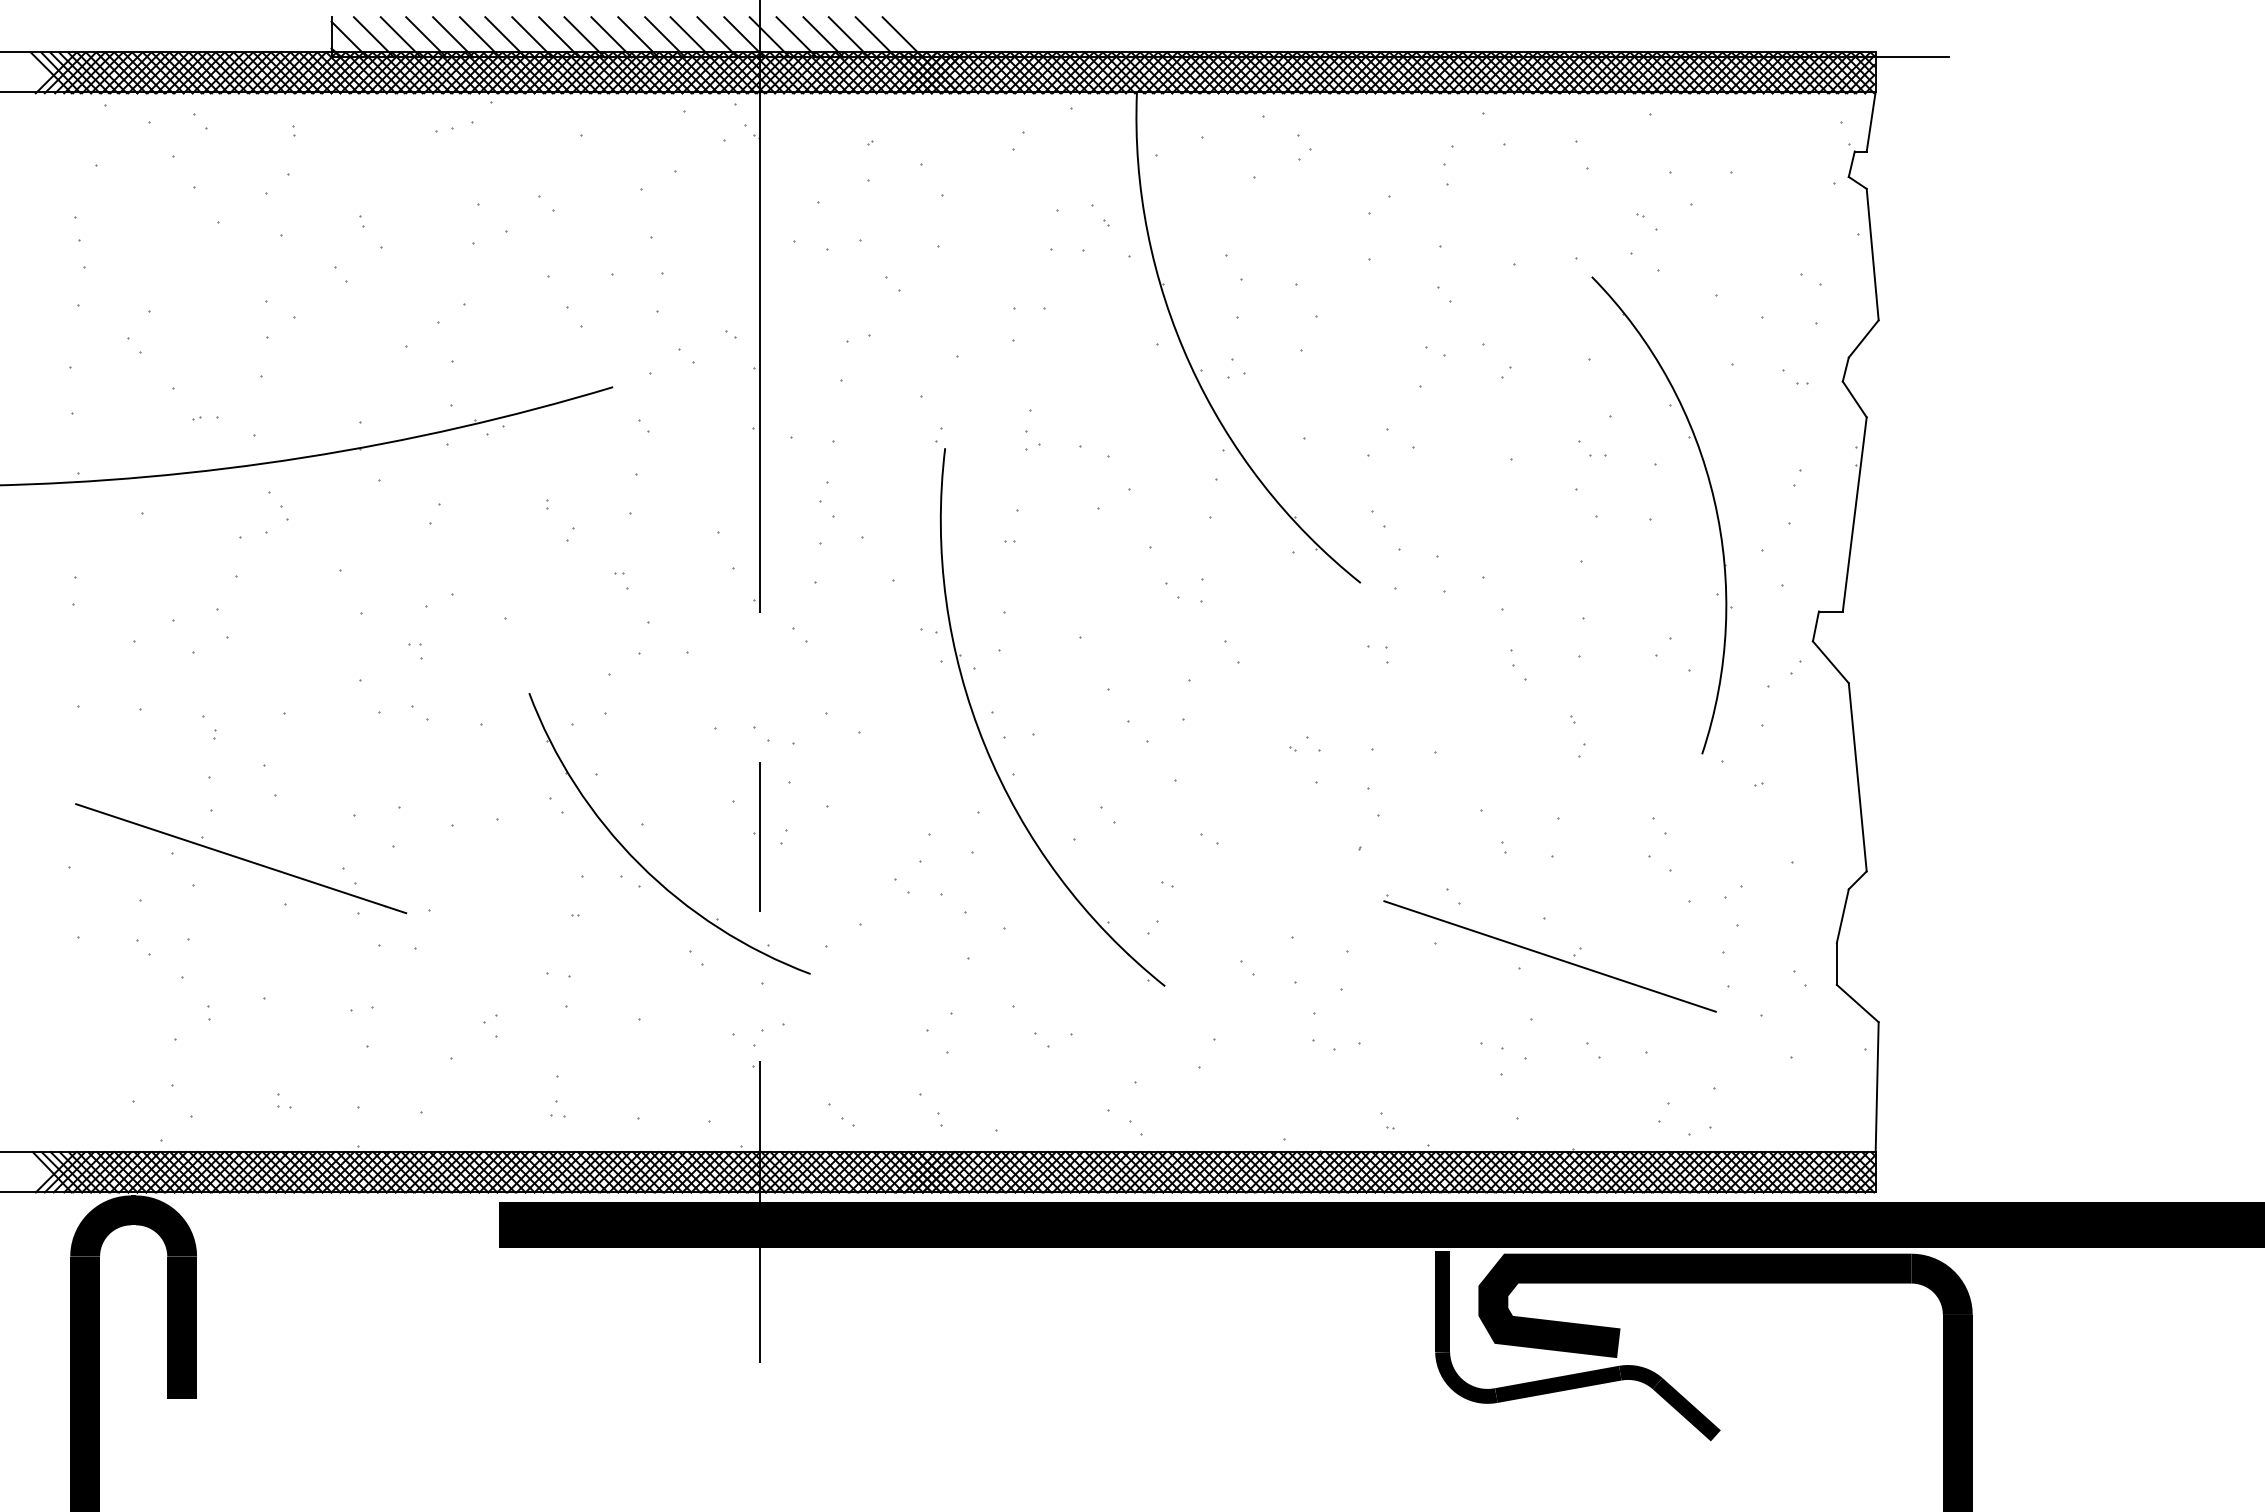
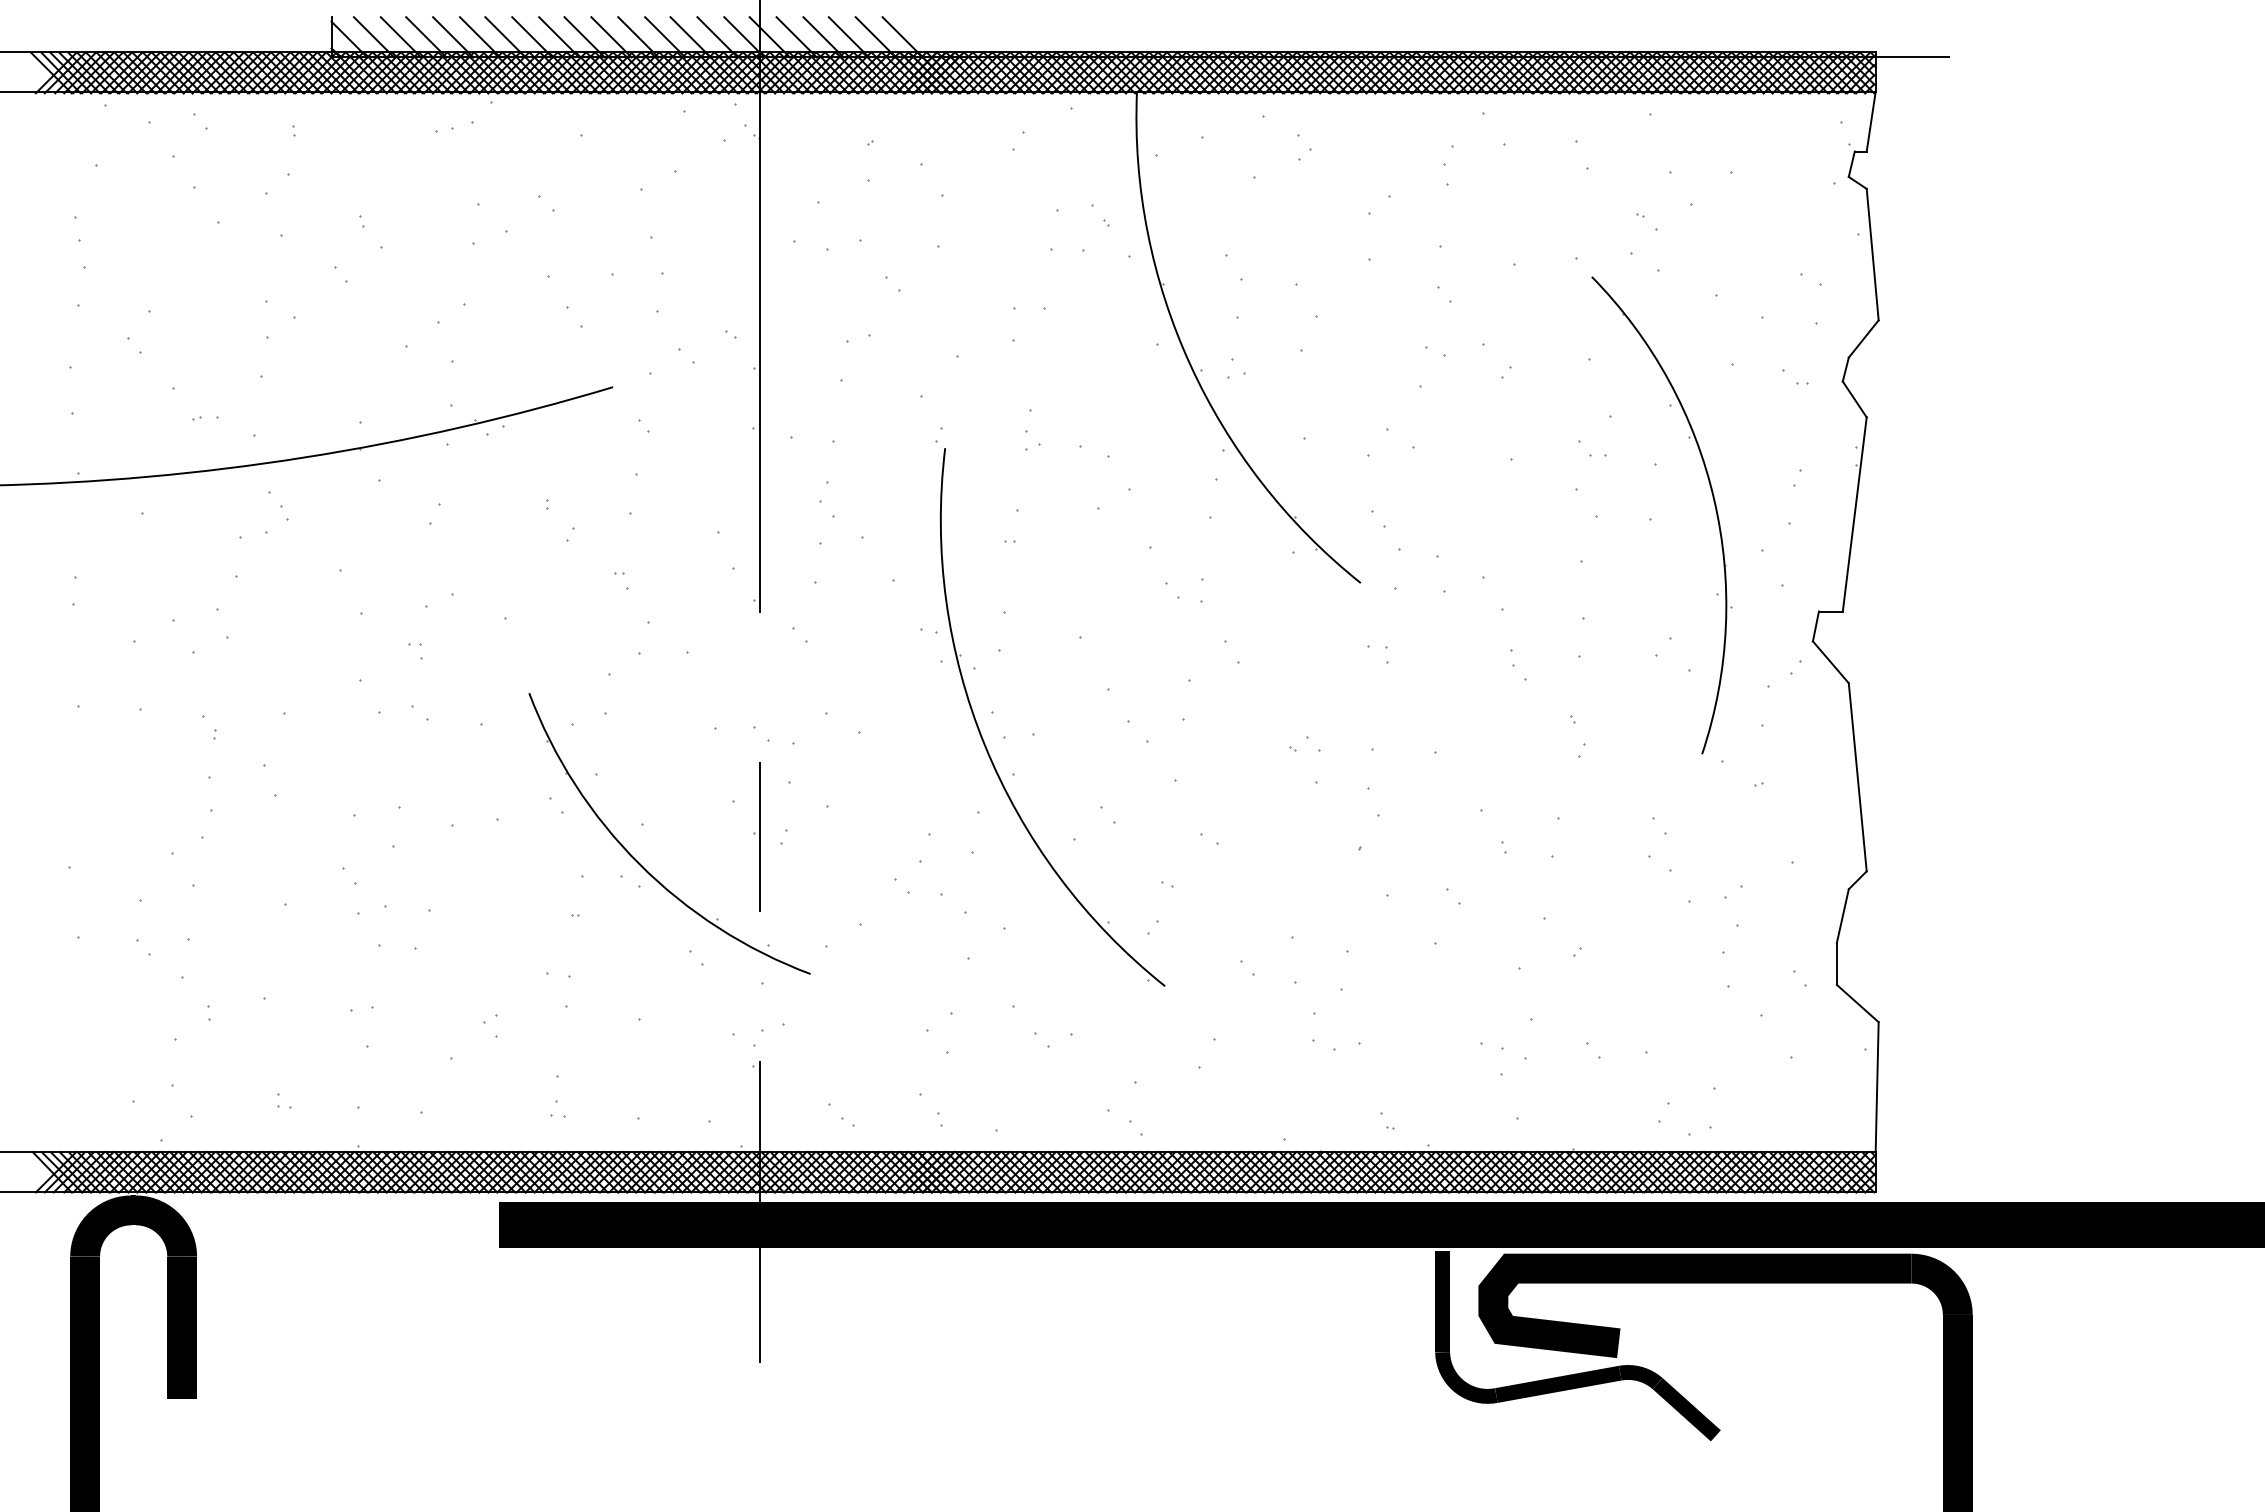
line: present -> none (241, 858)
line: present -> none (1549, 956)
